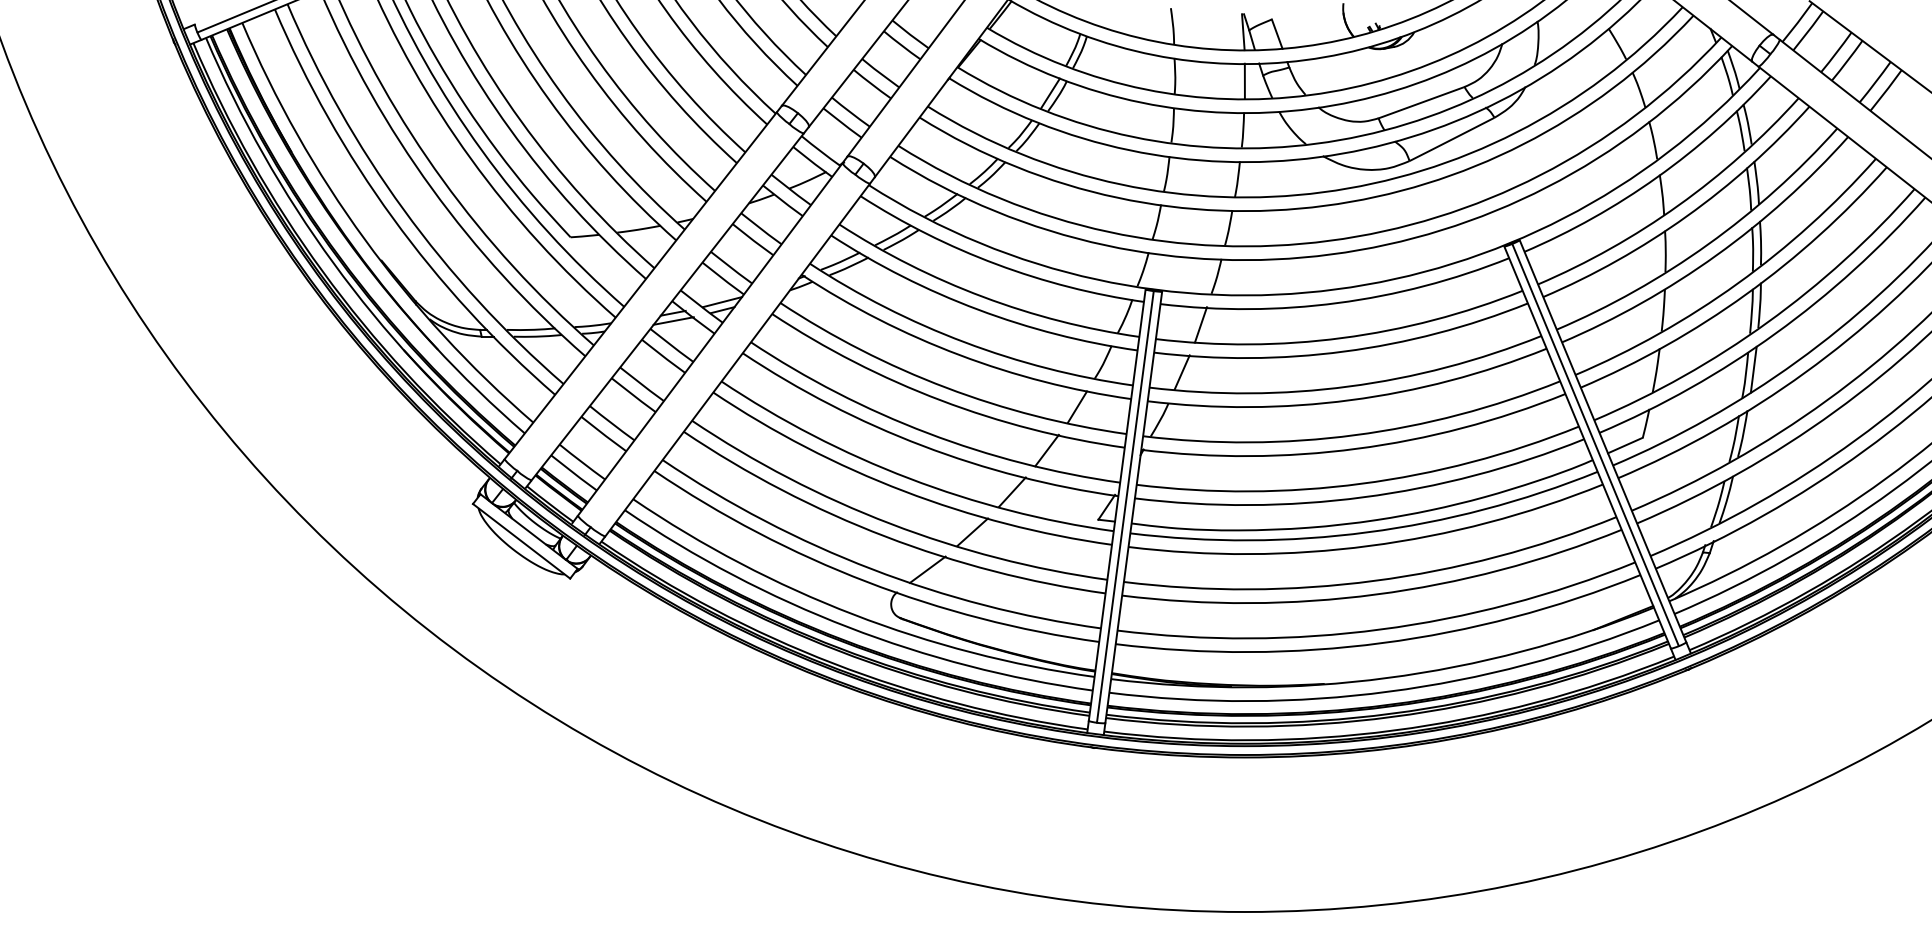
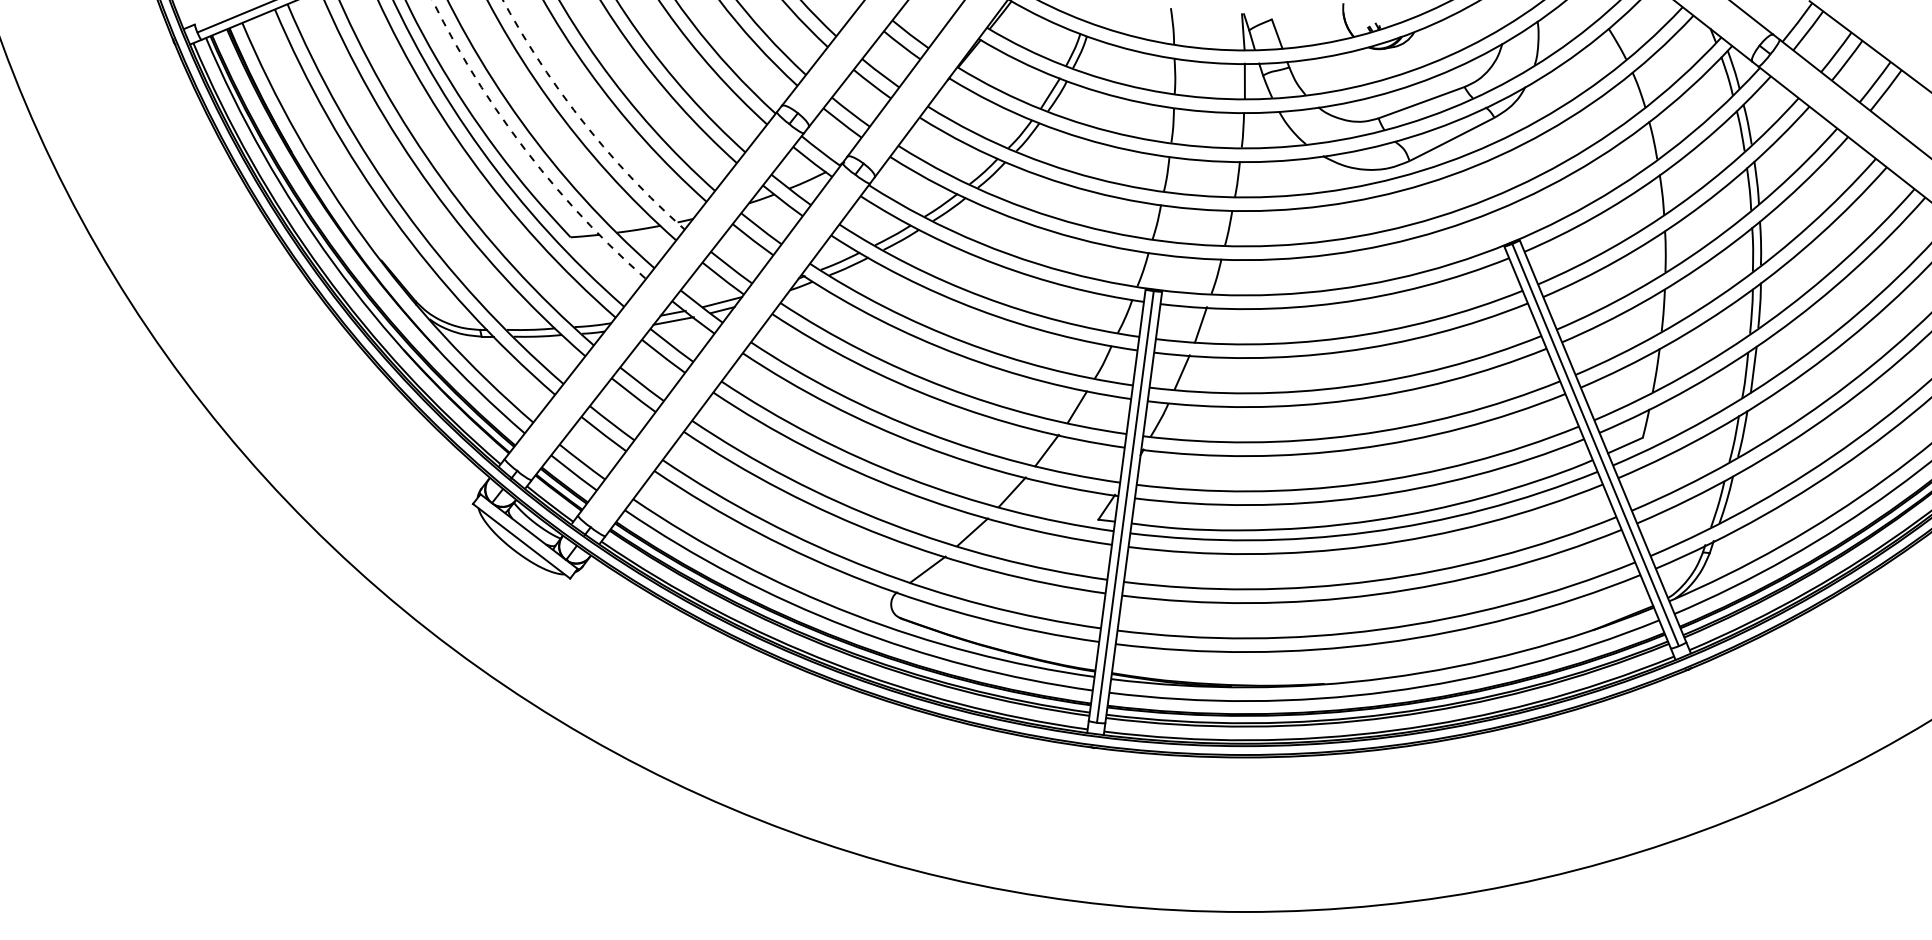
arc: solid -> dashed (584, 123)
arc: solid -> dashed (525, 149)
